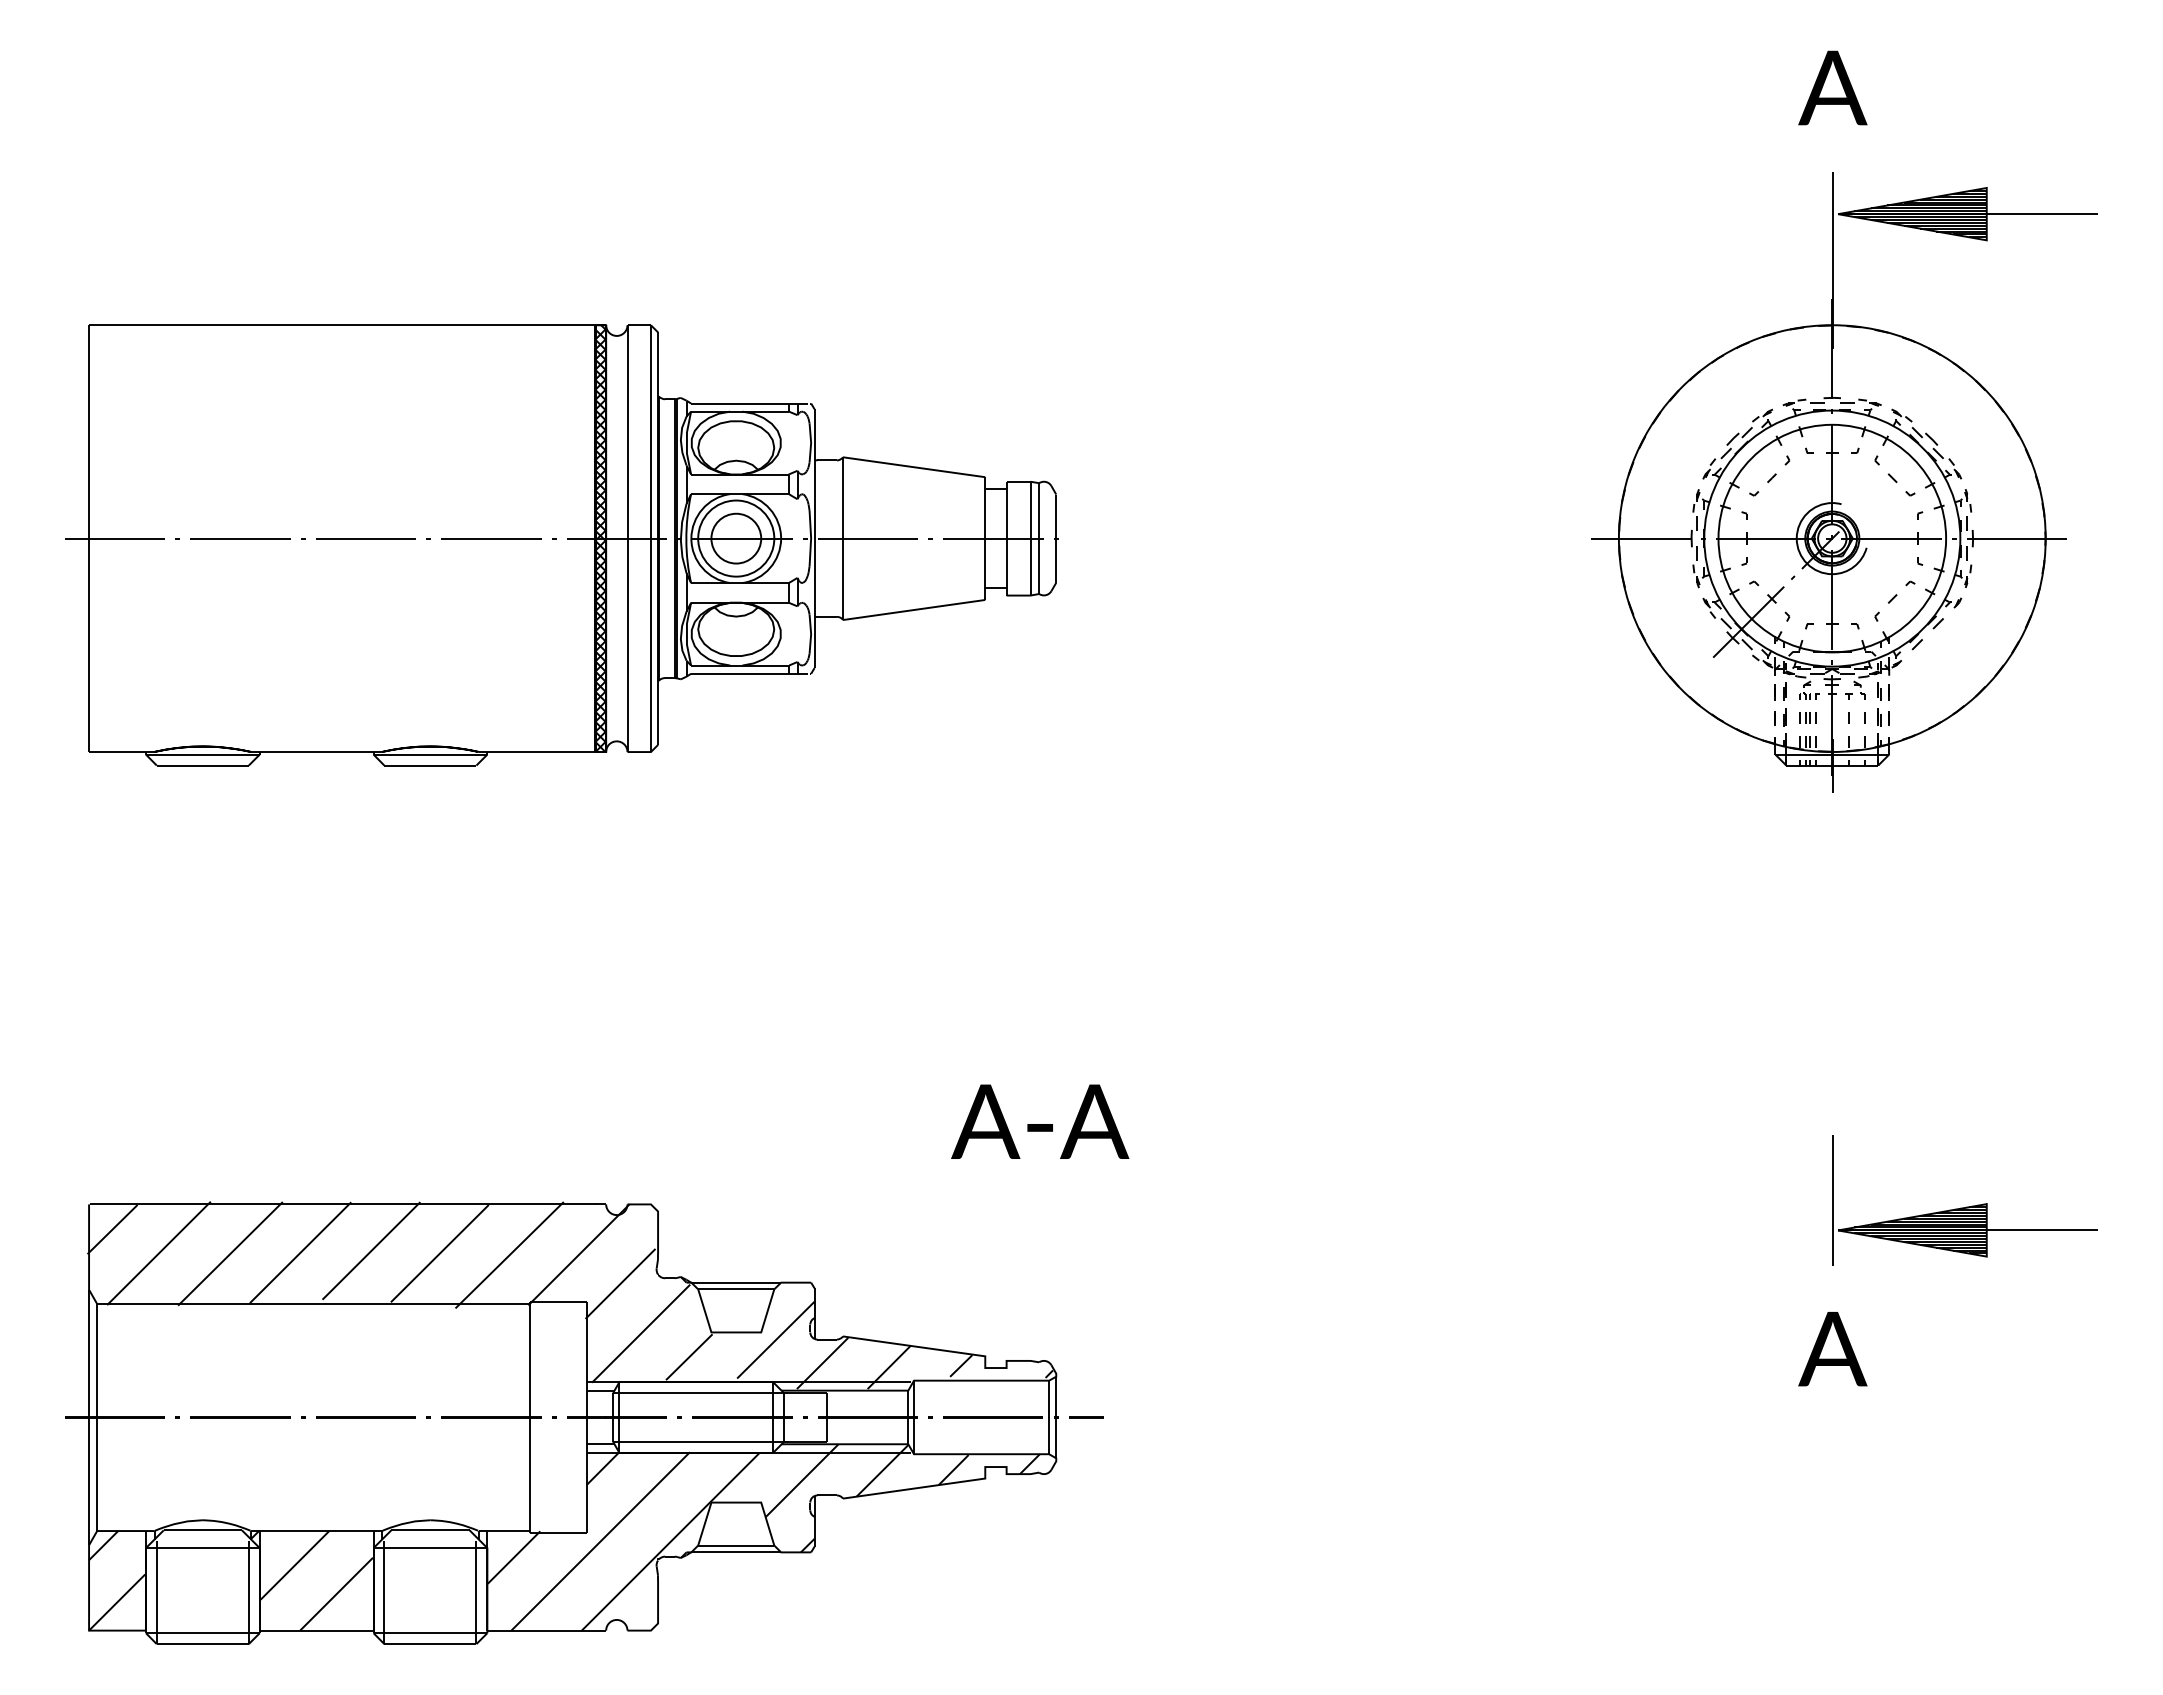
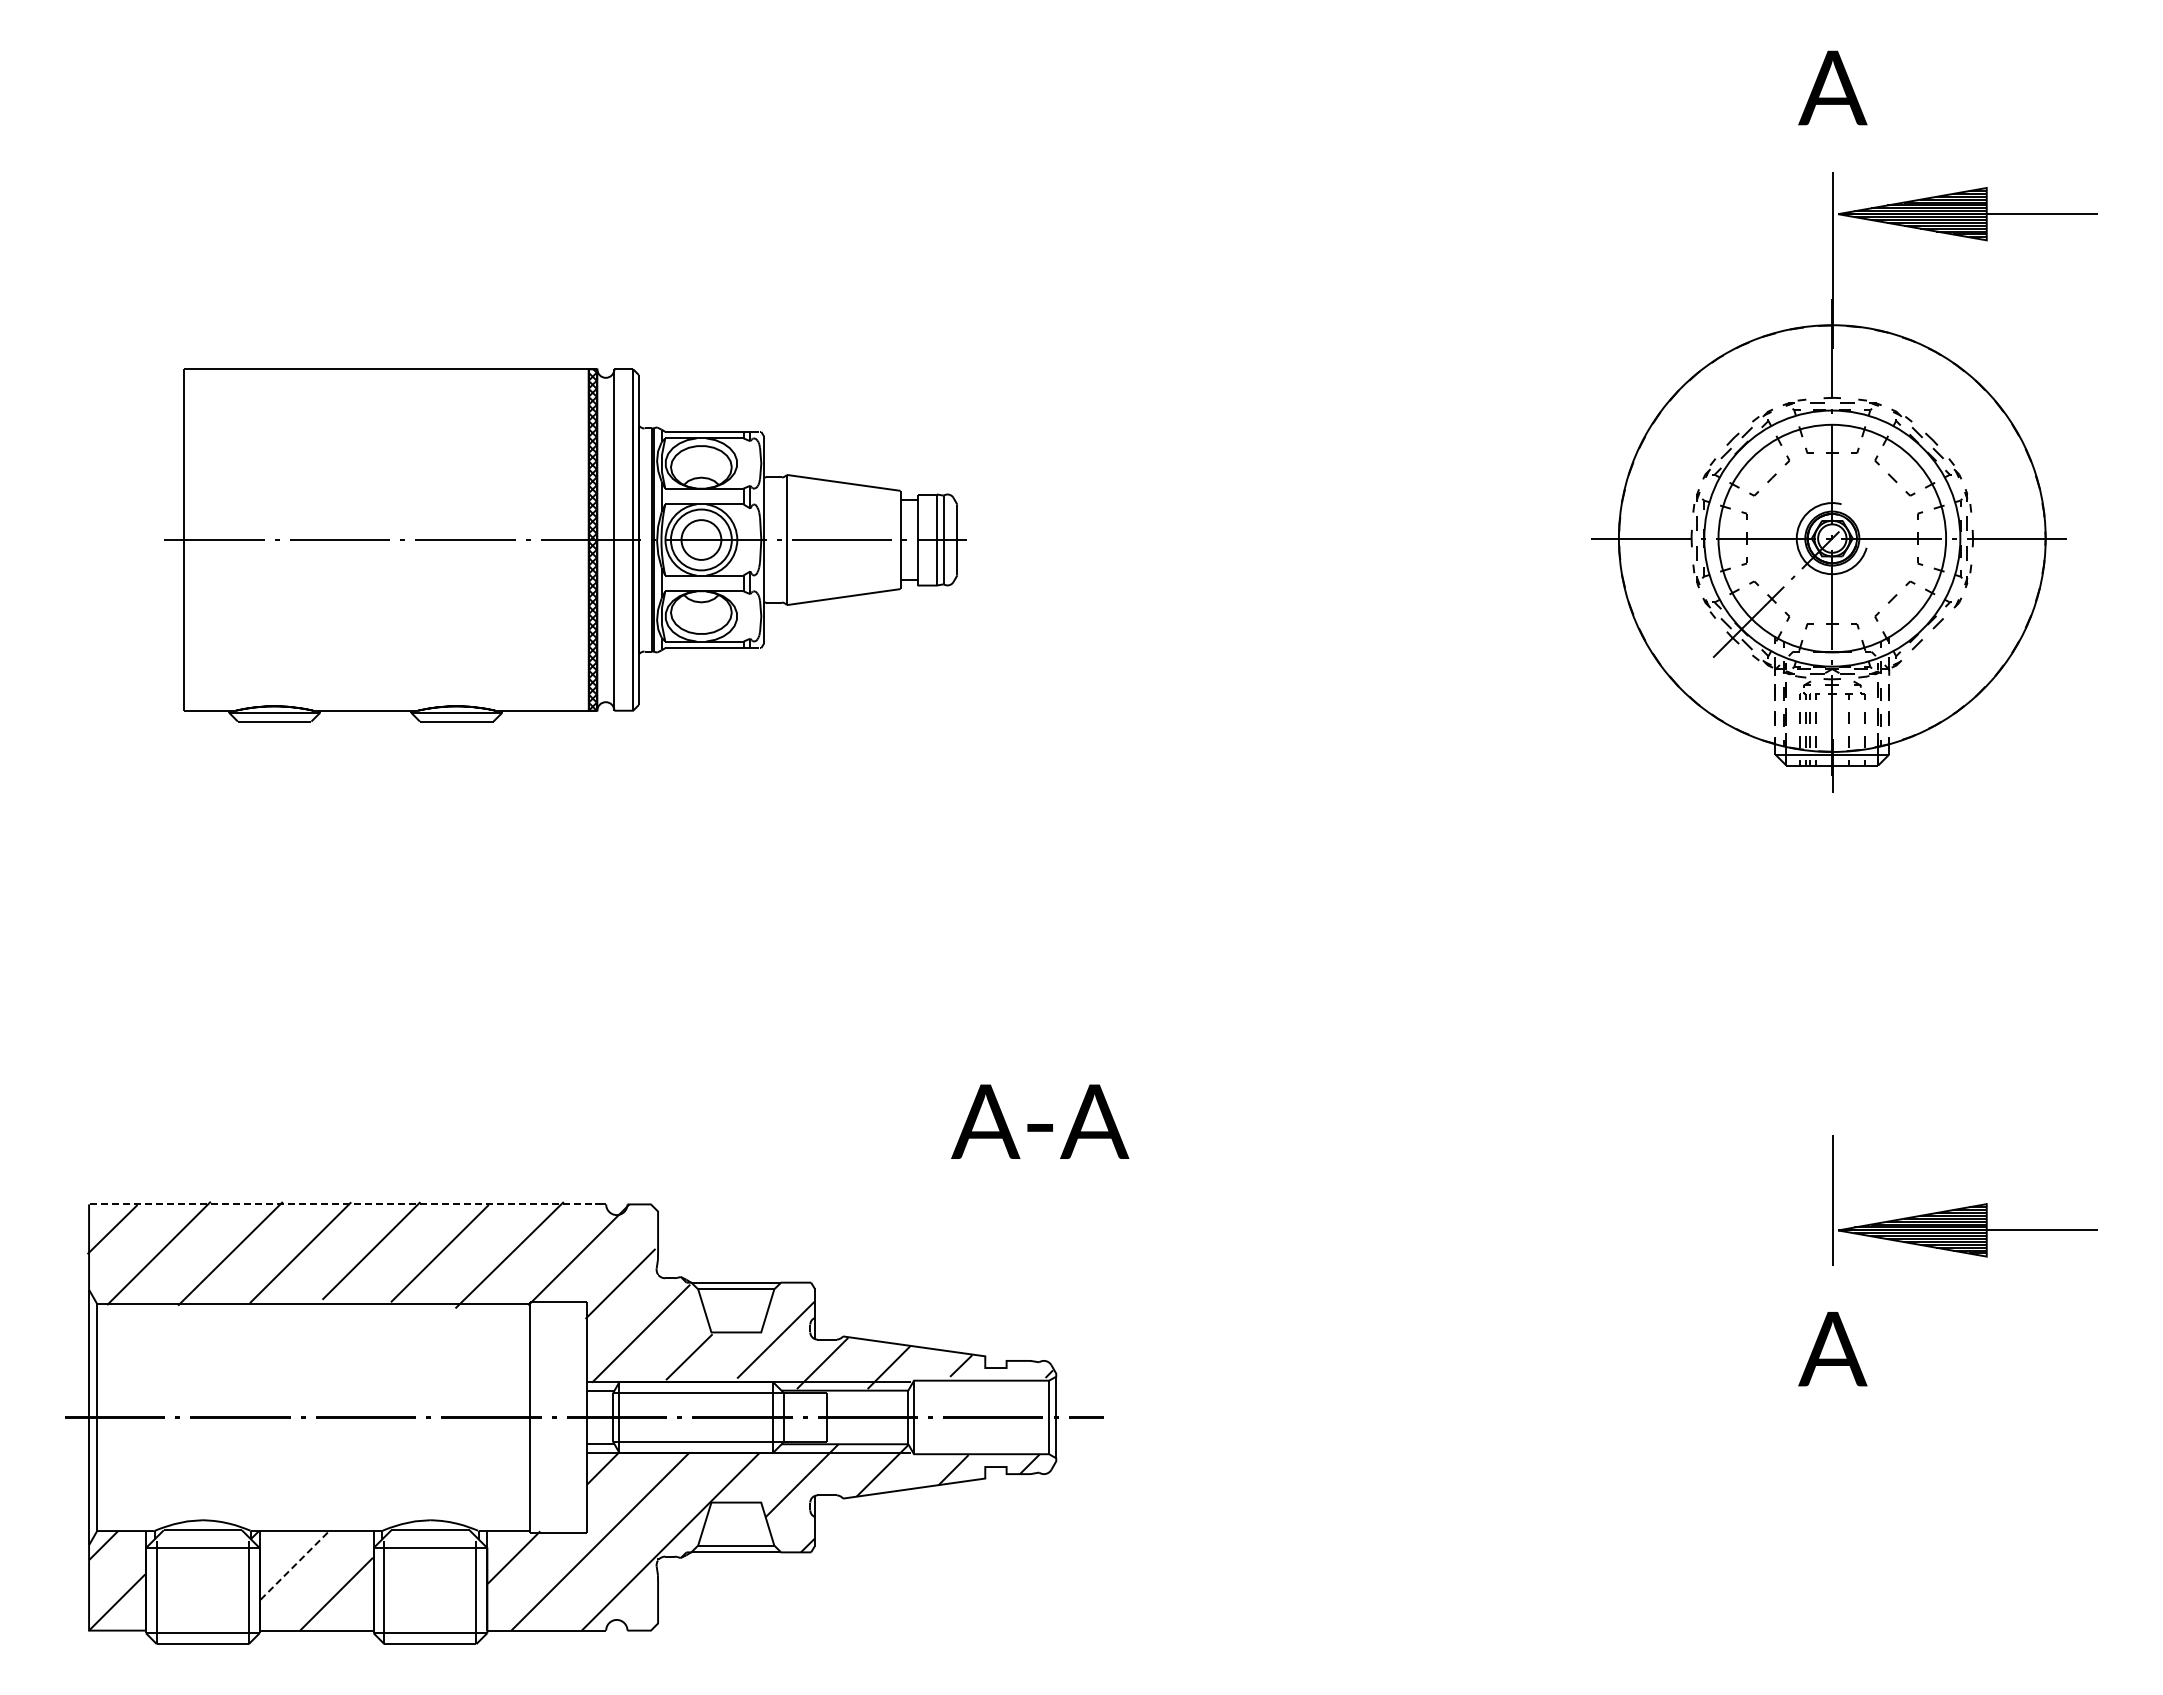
part size: 994x443 px -> 802x355 px (564, 545)
line: solid -> dashed (342, 1204)
line: solid -> dashed (294, 1565)
